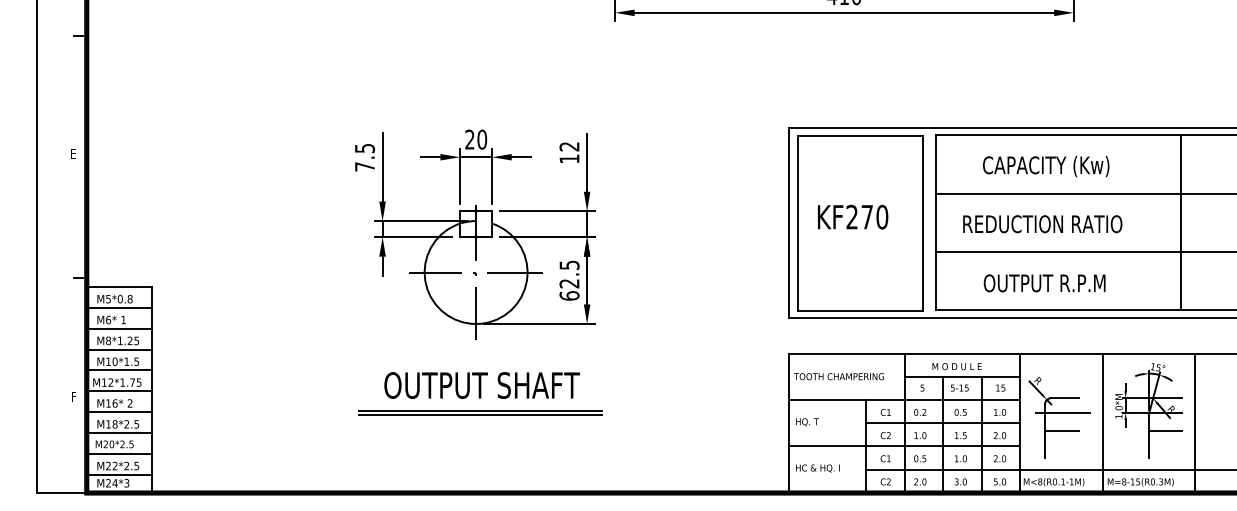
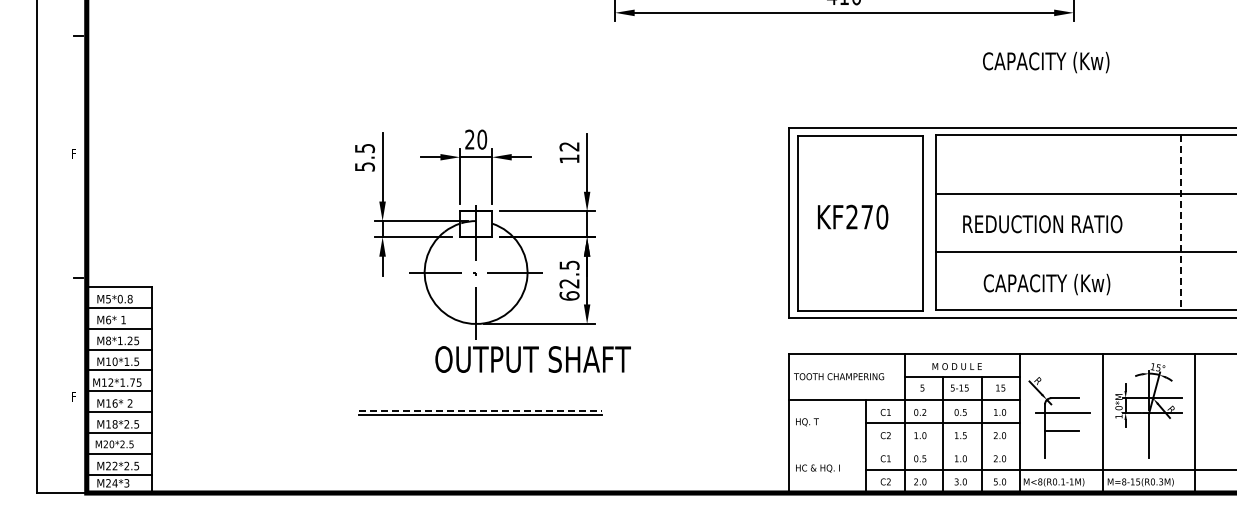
text: E -> F (73, 153)
text: 7.5 -> 5.5 (365, 166)
text position: (1046, 166) -> (1046, 62) (1046, 62)
line: solid -> dashed (1180, 222)
text: OUTPUT R.P.M -> CAPACITY (Kw) (1049, 284)
text position: (481, 385) -> (532, 359) (532, 359)
line: solid -> dashed (480, 410)
line: present -> none (1165, 431)
line: present -> none (904, 446)
